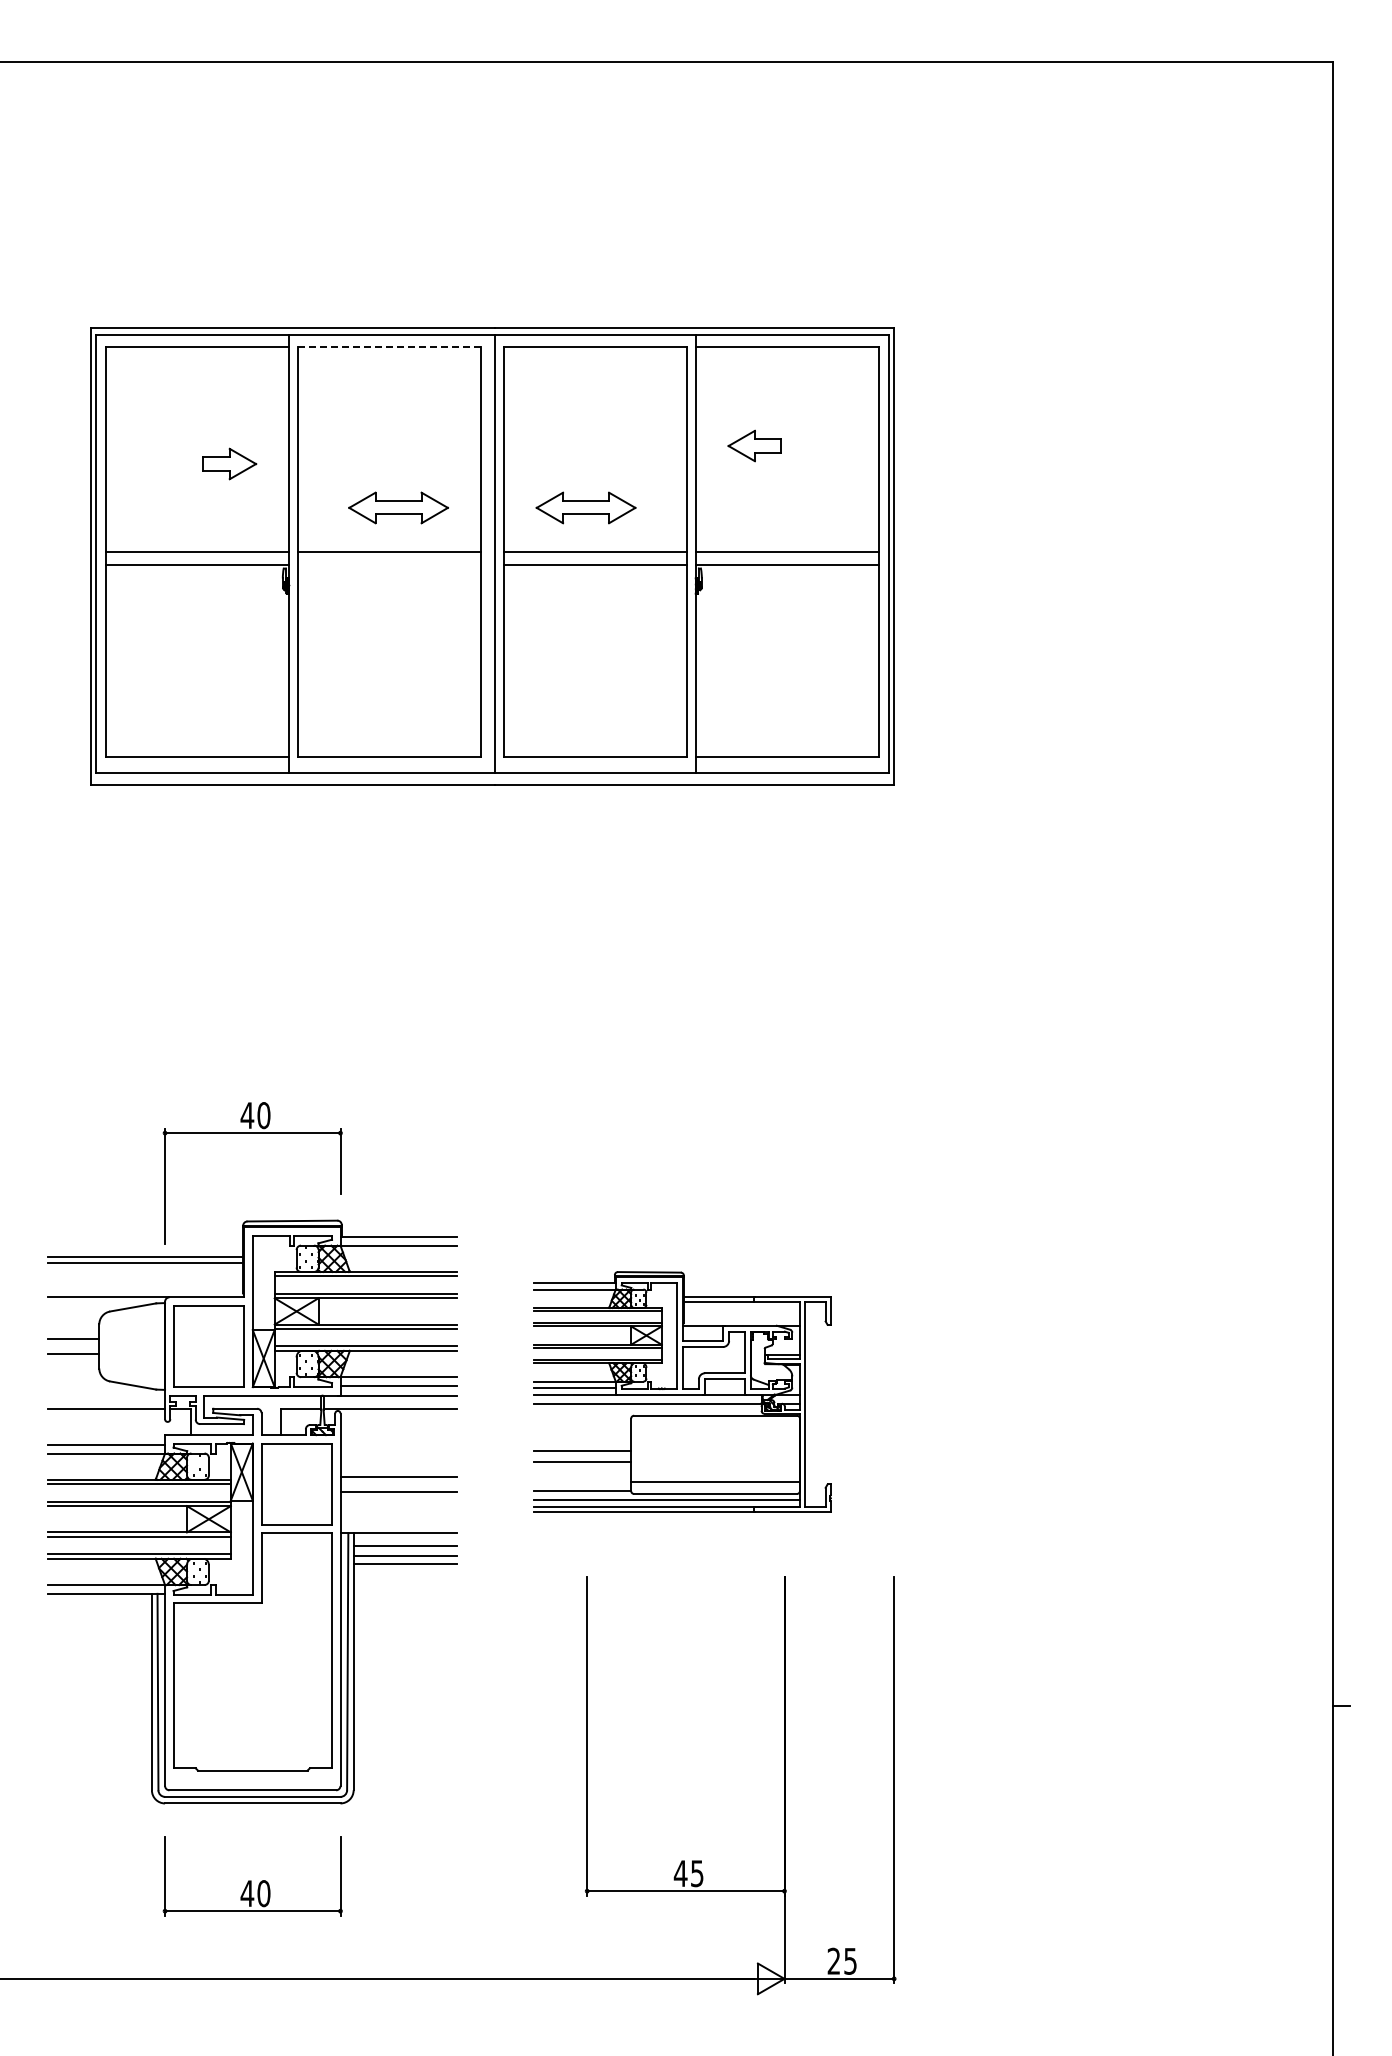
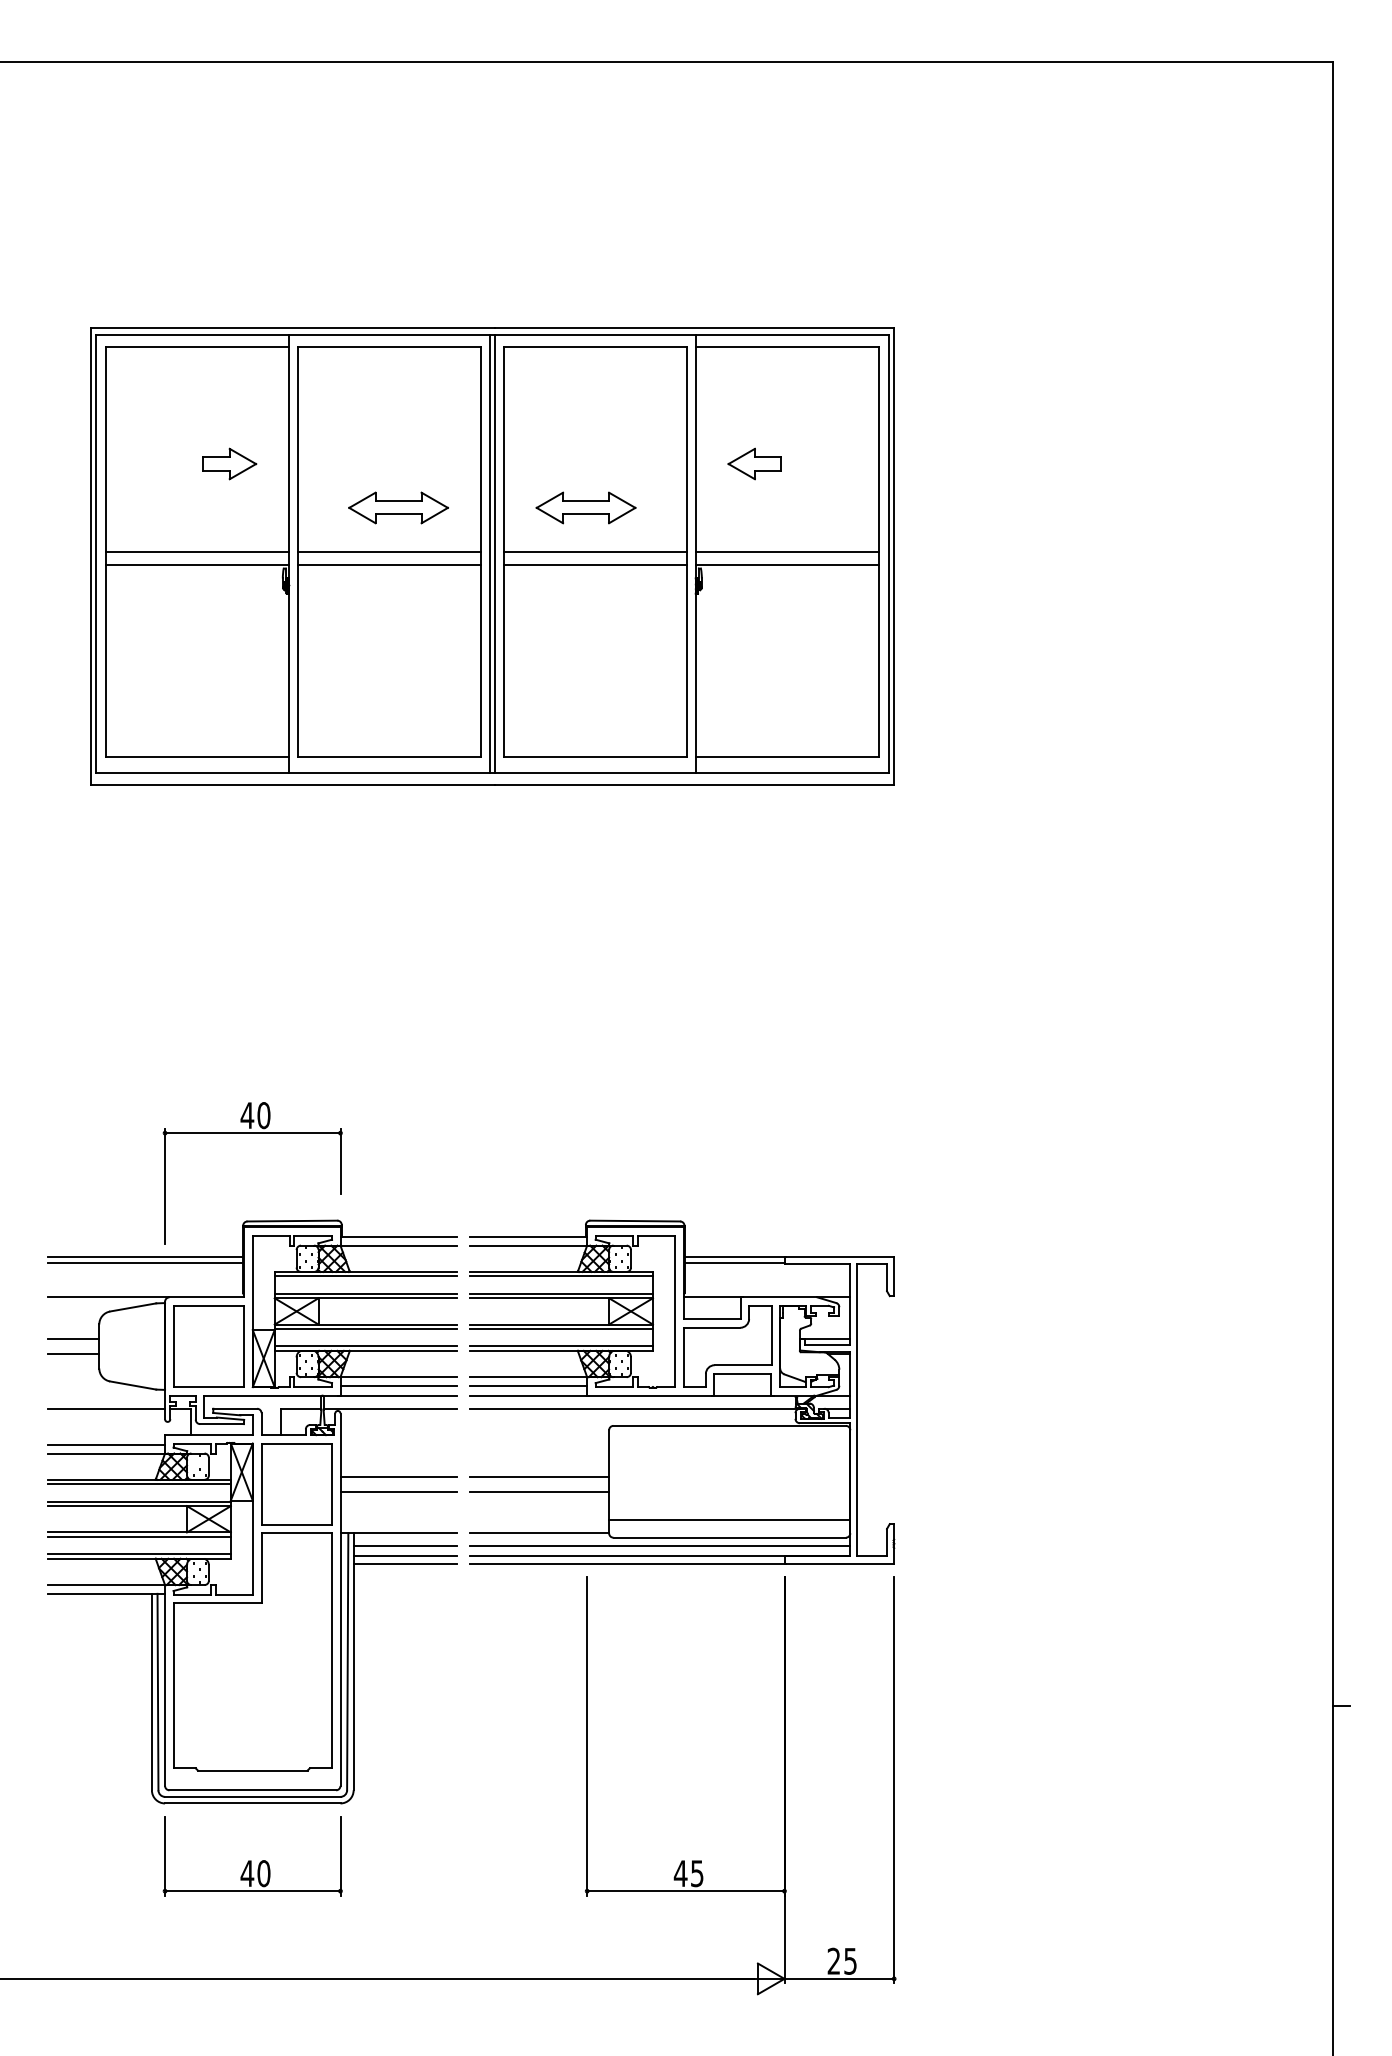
line: dashed -> solid (389, 347)
part position: (754, 445) -> (754, 463) (754, 463)
line: none -> present (489, 553)
line: none -> present (388, 564)
part size: 299x242 px -> 427x346 px (682, 1391)
part position: (252, 1876) -> (252, 1856) (252, 1856)
